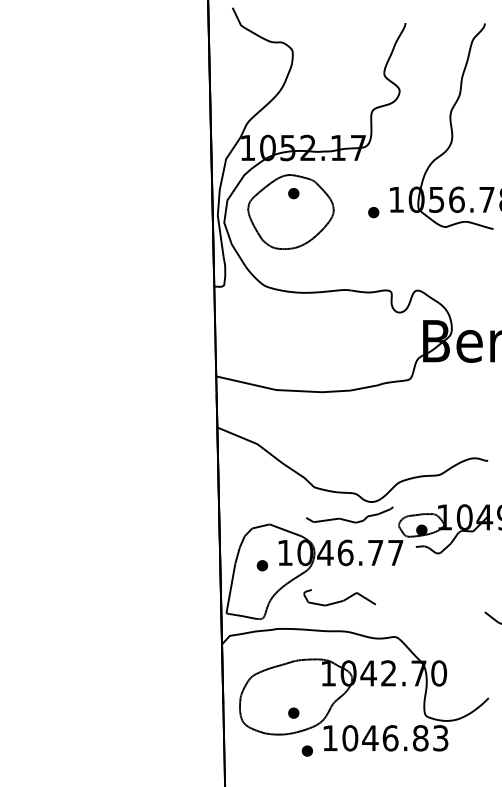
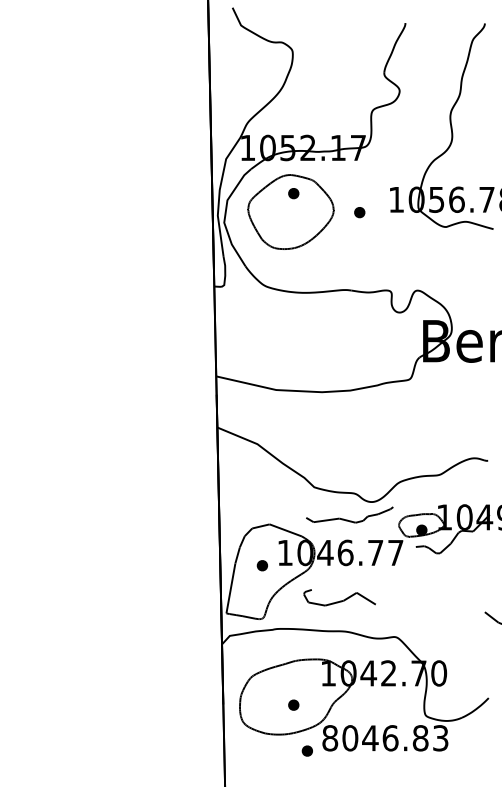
part position: (373, 212) -> (359, 212) (359, 212)
part position: (293, 712) -> (293, 704) (293, 704)
text: 1046.83 -> 8046.83 (330, 738)
